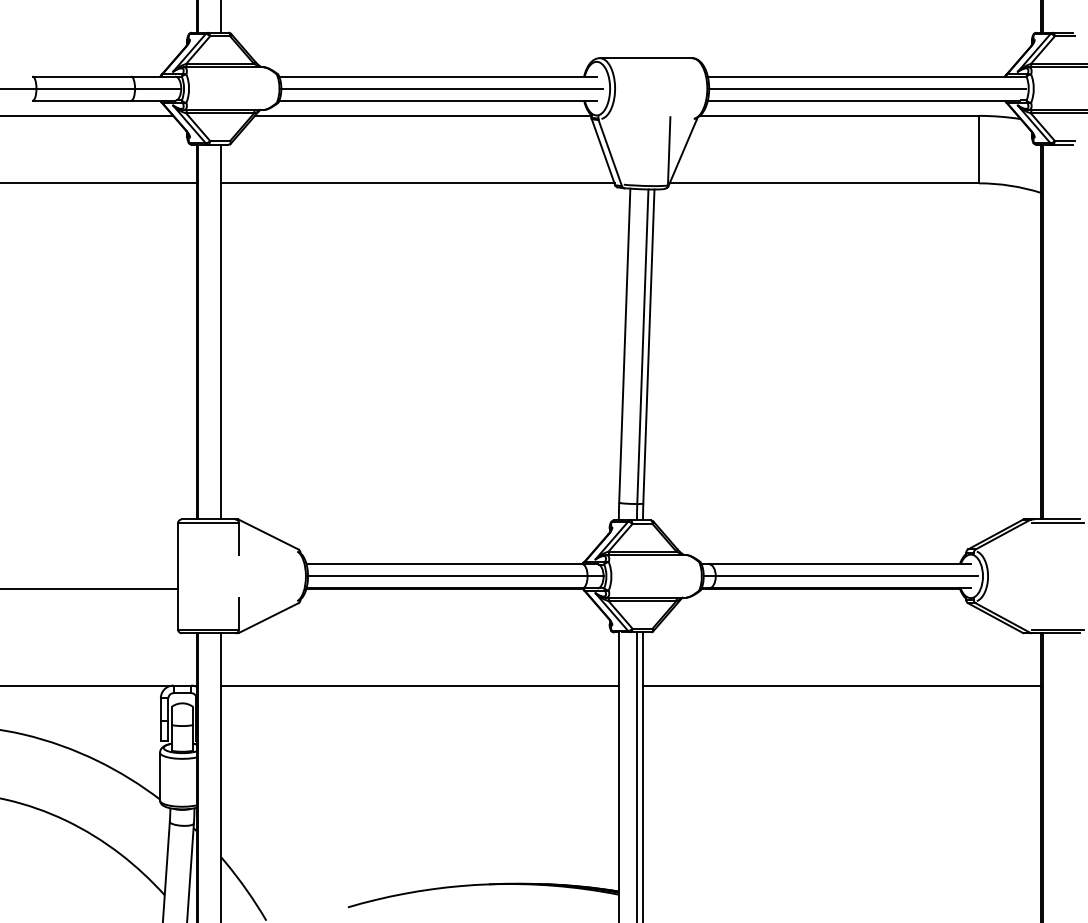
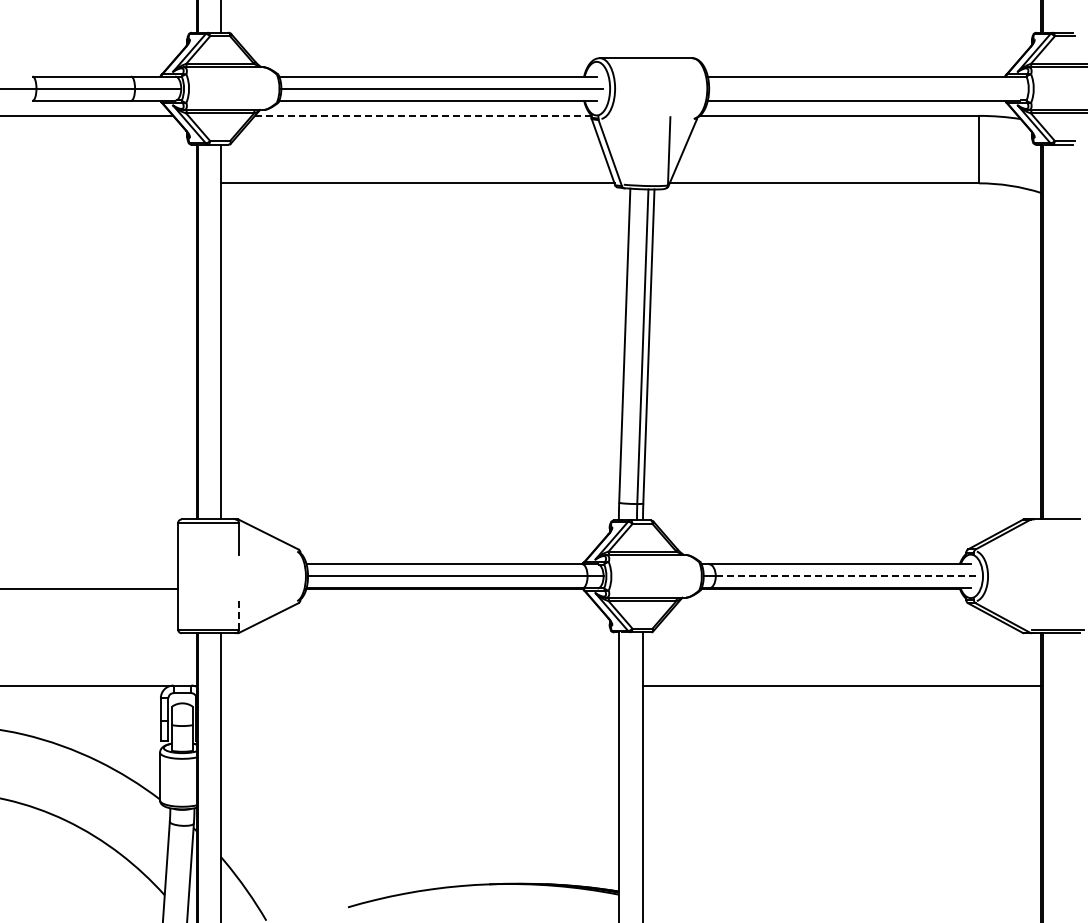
line: present -> none (867, 88)
line: solid -> dashed (422, 115)
line: present -> none (99, 183)
line: present -> none (1057, 523)
line: solid -> dashed (846, 576)
line: solid -> dashed (239, 613)
line: present -> none (419, 685)
line: present -> none (636, 775)
